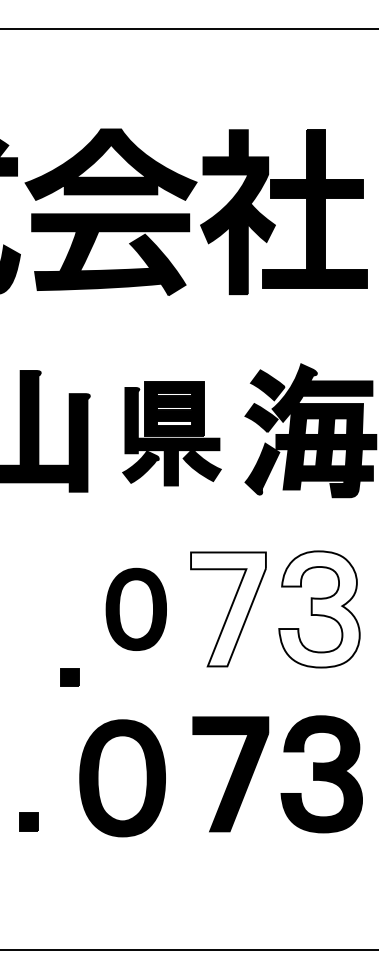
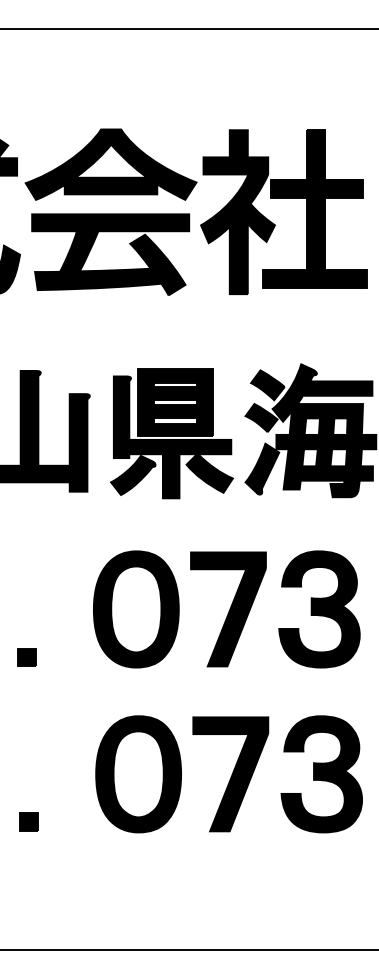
part size: 100x106 px -> 124x132 px (171, 433)
part size: 62x84 px -> 87x119 px (136, 609)
fill: none -> present (228, 609)
fill: none -> present (319, 609)
part position: (69, 677) -> (26, 657) (26, 657)
part position: (122, 778) -> (138, 774) (138, 774)
